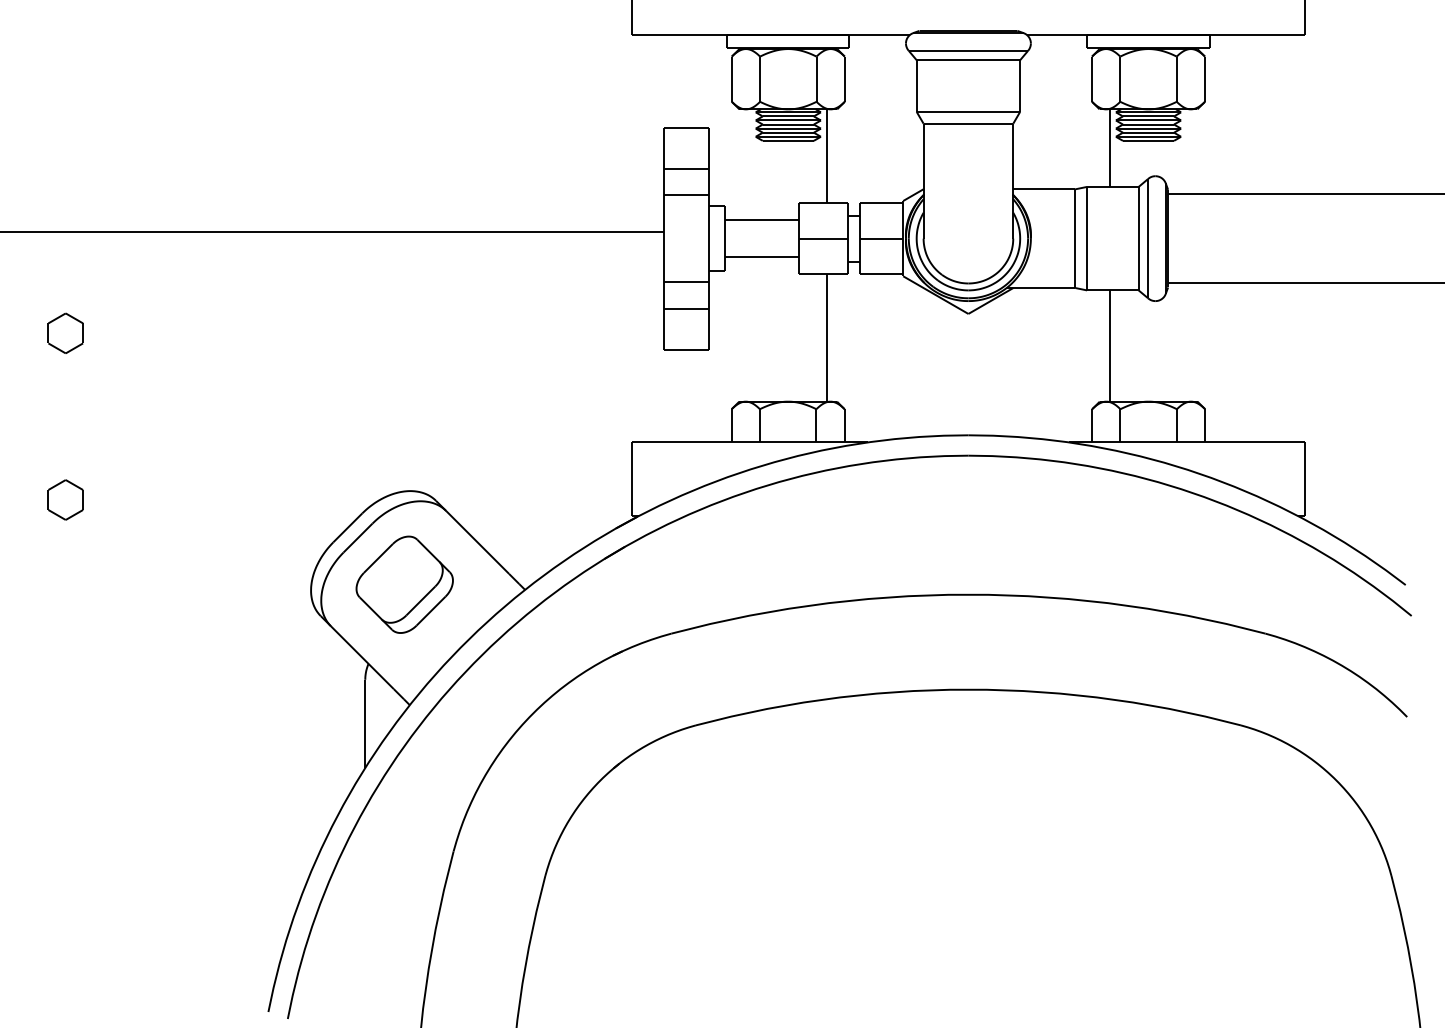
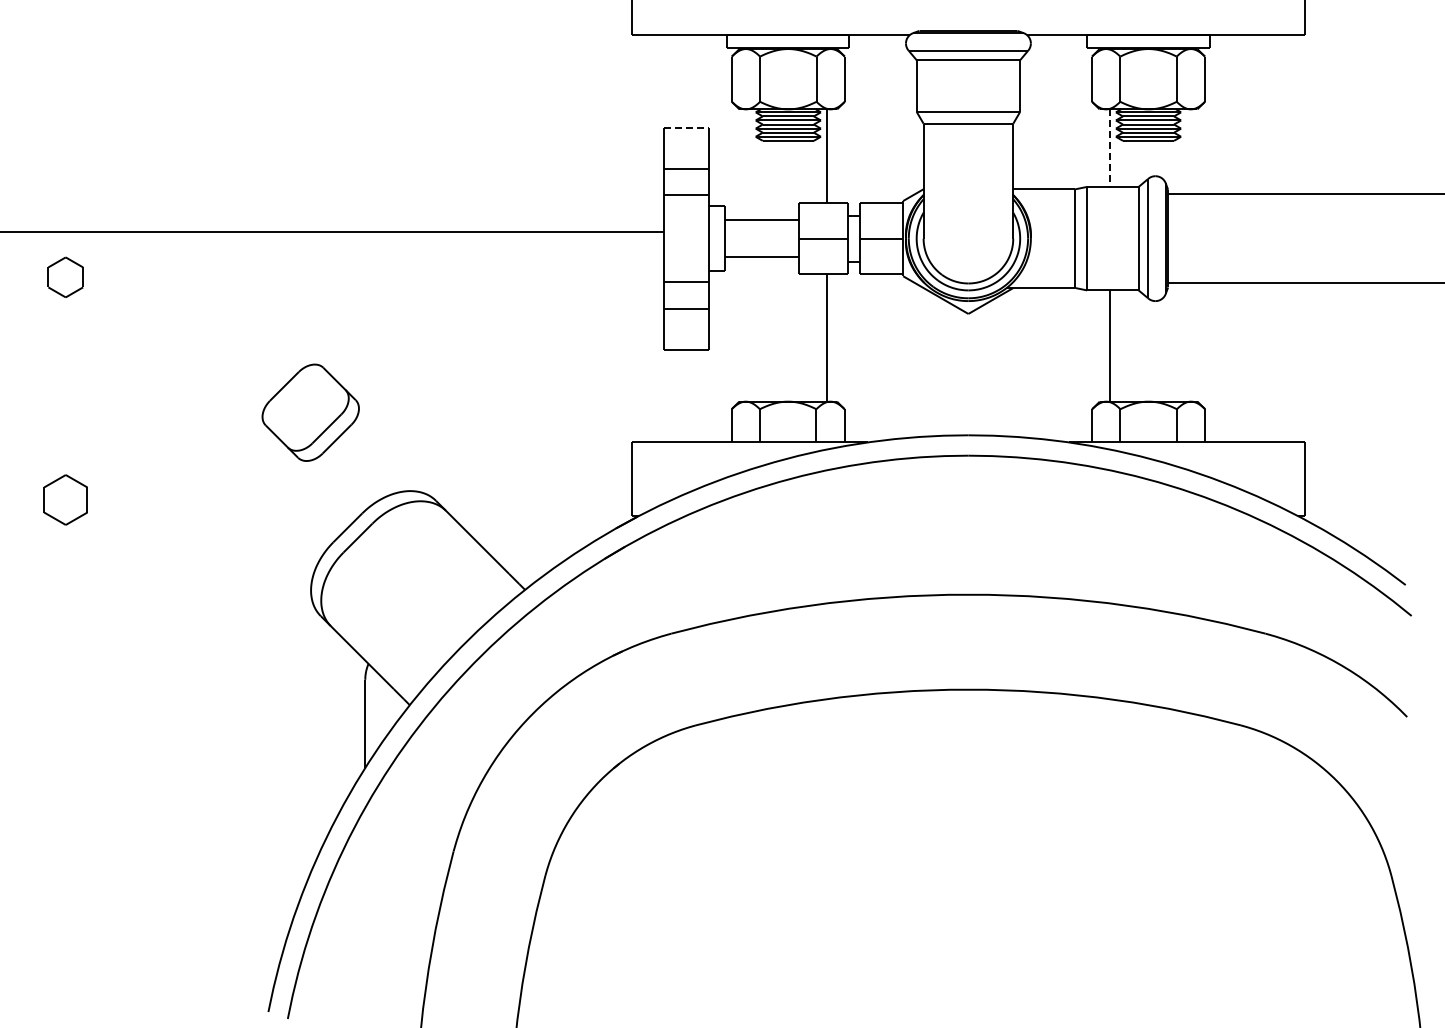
line: solid -> dashed (687, 127)
line: solid -> dashed (1110, 148)
part position: (65, 332) -> (65, 276) (65, 276)
part size: 37x42 px -> 45x52 px (65, 499)
part position: (404, 584) -> (310, 412) (310, 412)
